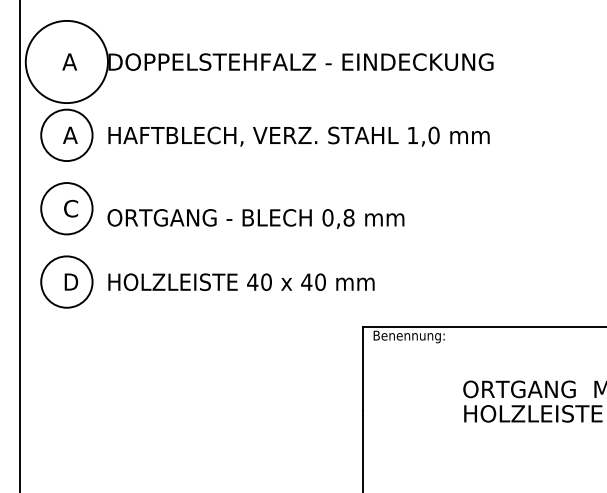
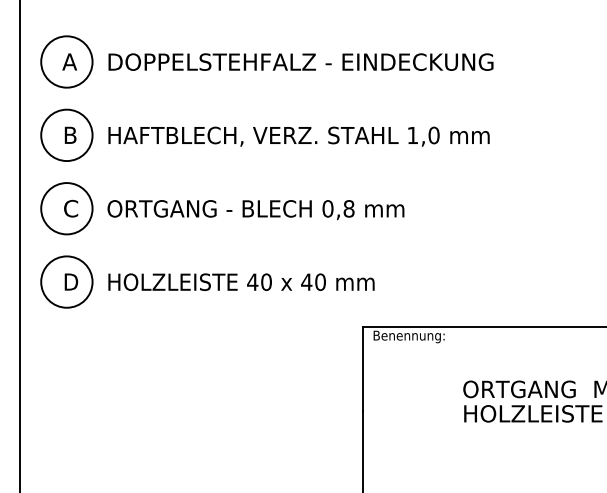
circle diameter: 82 px -> 51 px (66, 61)
text: A -> B (70, 134)
text position: (255, 219) -> (255, 210) (255, 210)
